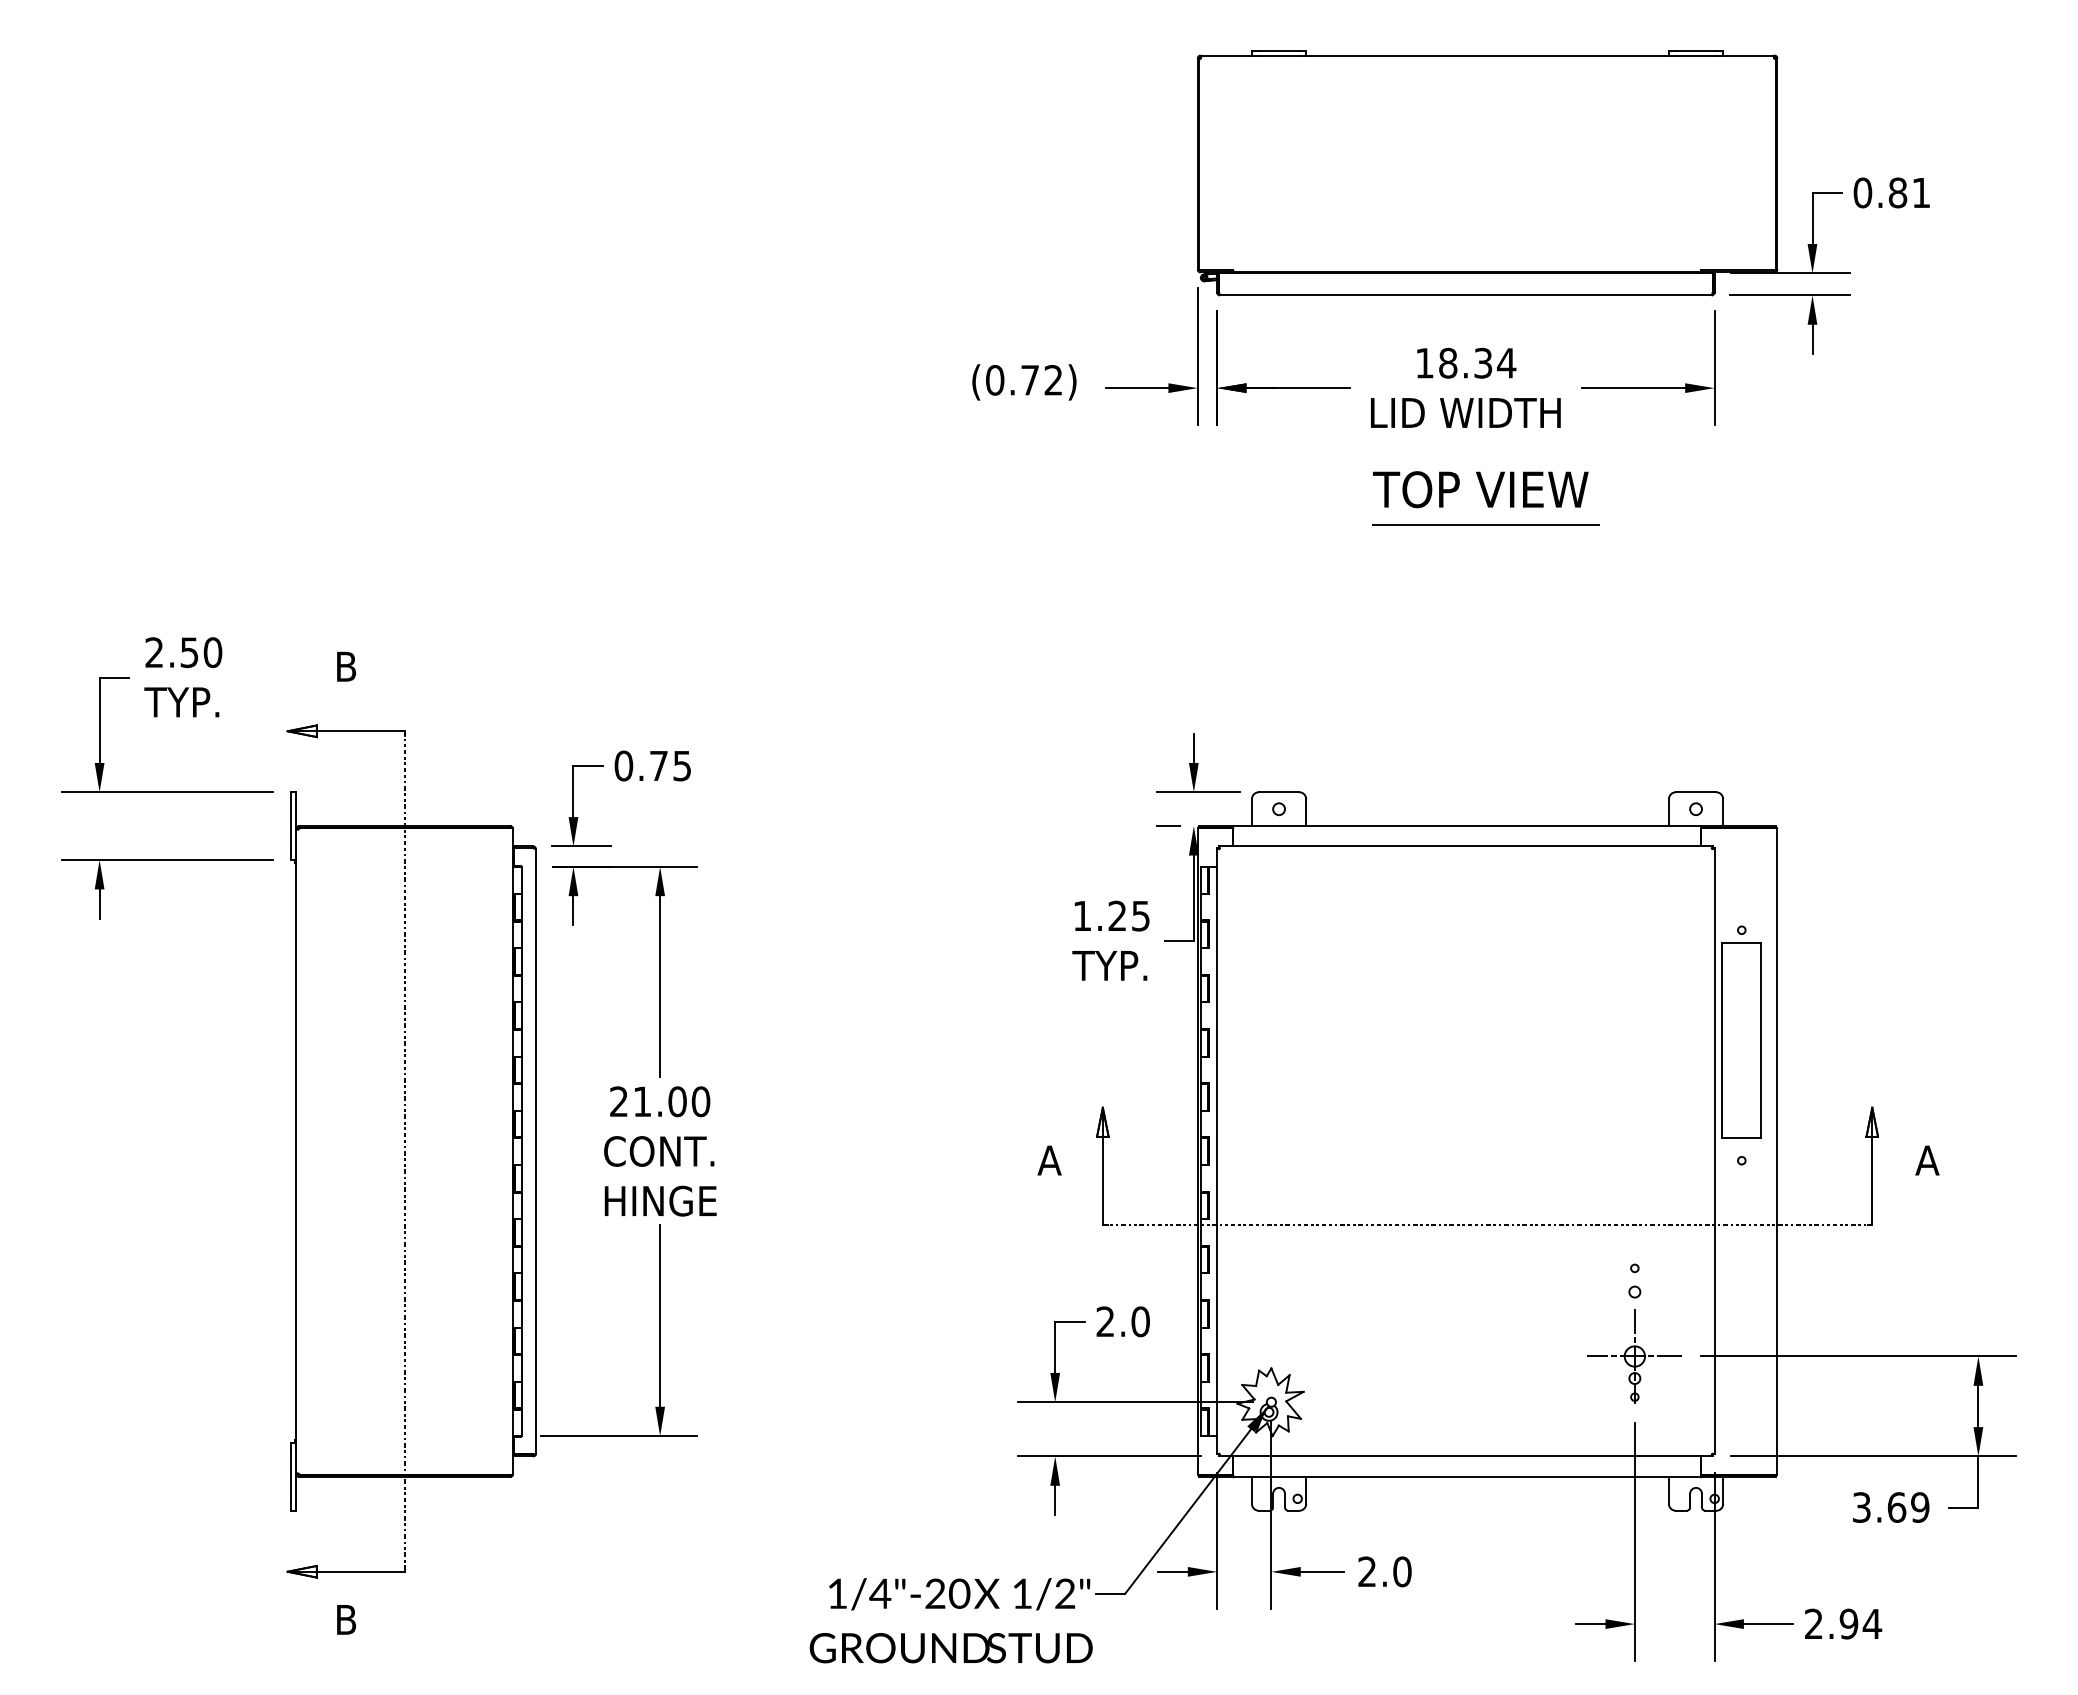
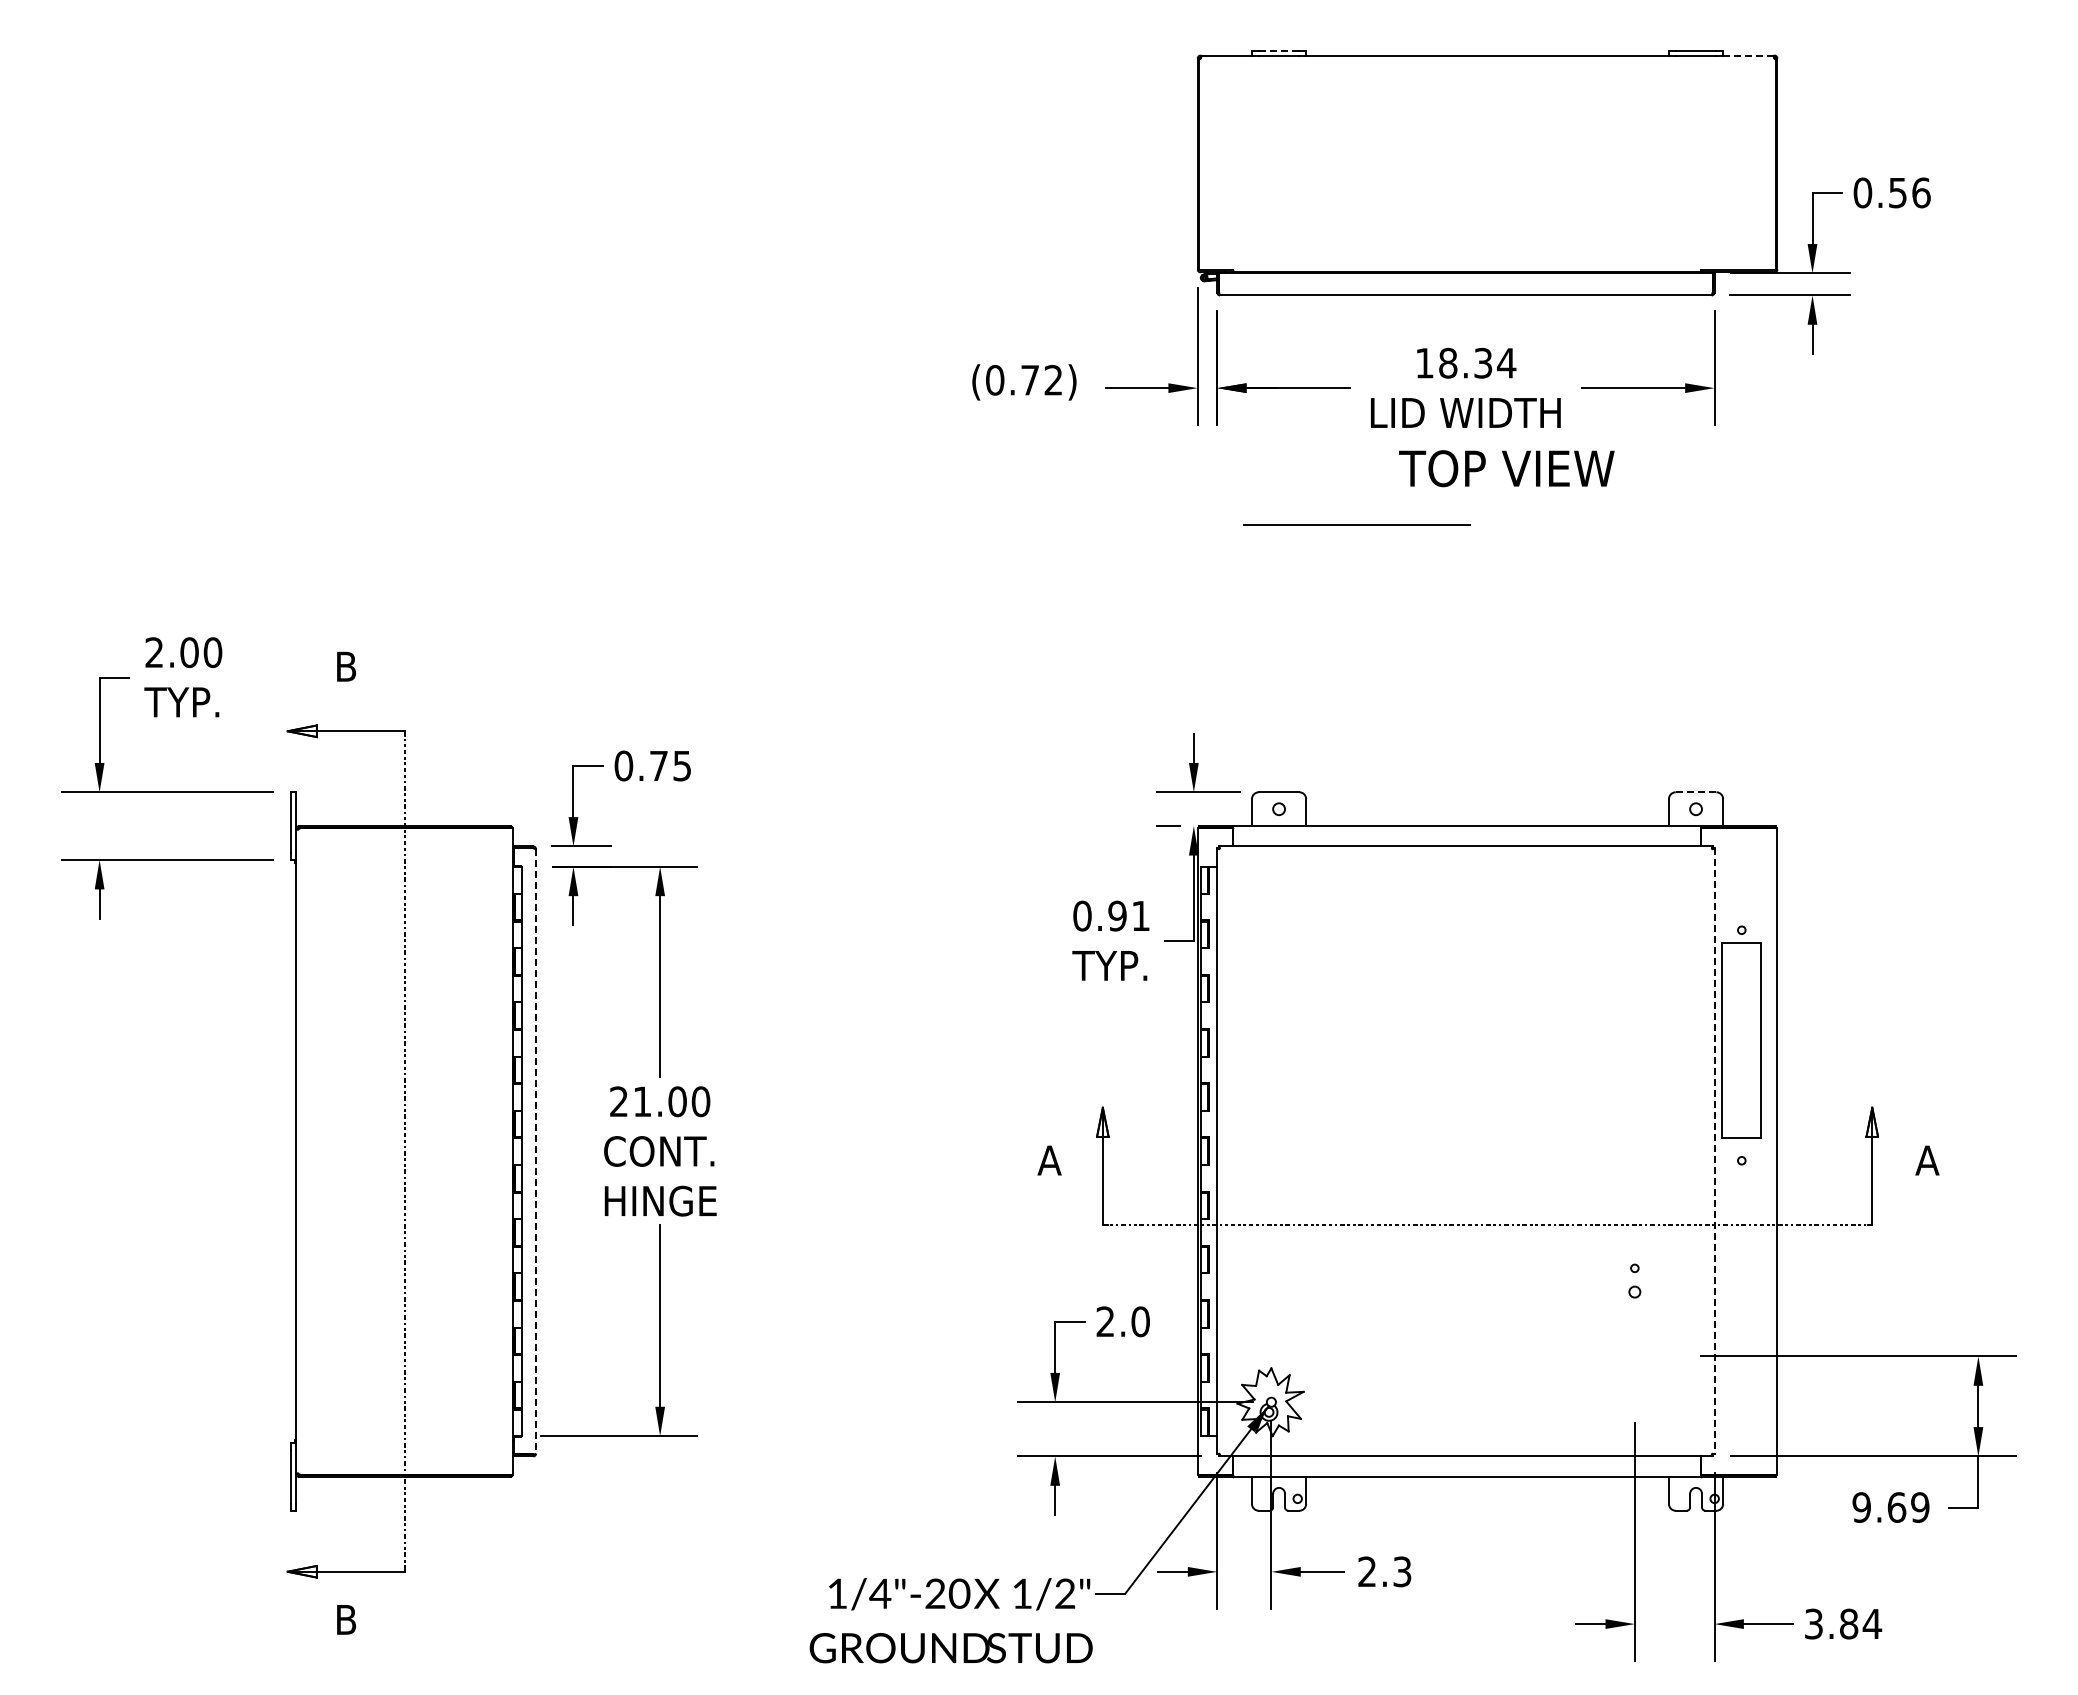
line: solid -> dashed (1278, 50)
line: solid -> dashed (1748, 55)
text: 0.81 -> 0.56 (1909, 192)
text position: (1480, 489) -> (1506, 468) (1506, 468)
line position: (1485, 524) -> (1356, 524) (1356, 524)
text: 2.50 -> 2.00 (189, 652)
line: solid -> dashed (1696, 792)
text: 1.25 -> 0.91 (1111, 915)
line: solid -> dashed (536, 1151)
line: solid -> dashed (1714, 1151)
part: present -> none (1634, 1356)
text: 3.69 -> 9.69 (1861, 1507)
text: 2.0 -> 2.3 (1402, 1571)
text: 2.94 -> 3.84 (1831, 1623)
